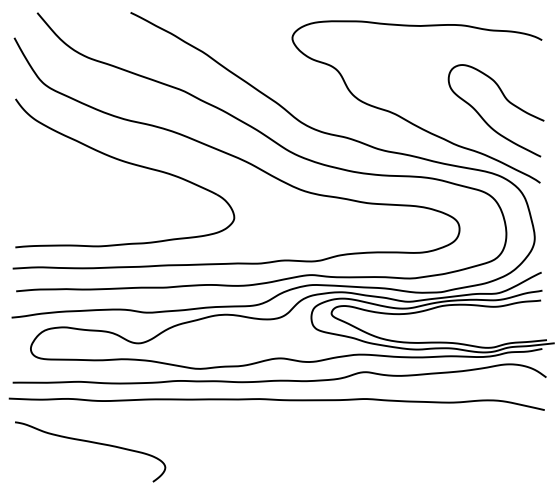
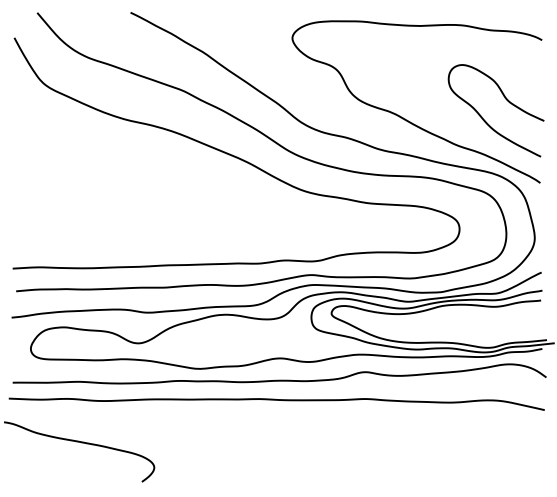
part: present -> none (129, 164)
curve position: (92, 443) -> (81, 443) (81, 443)
